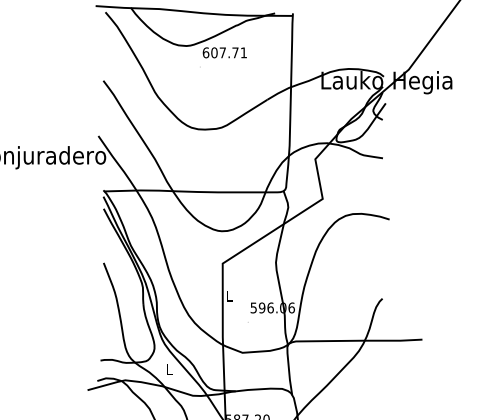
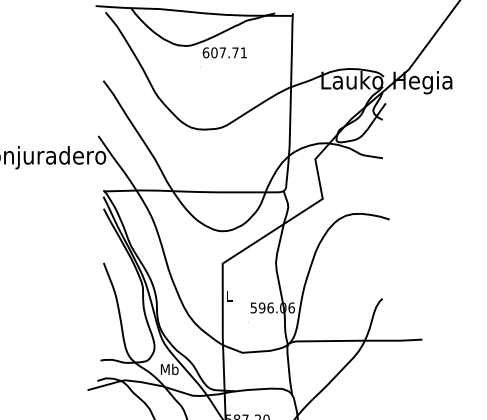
text: L -> Mb (169, 368)
